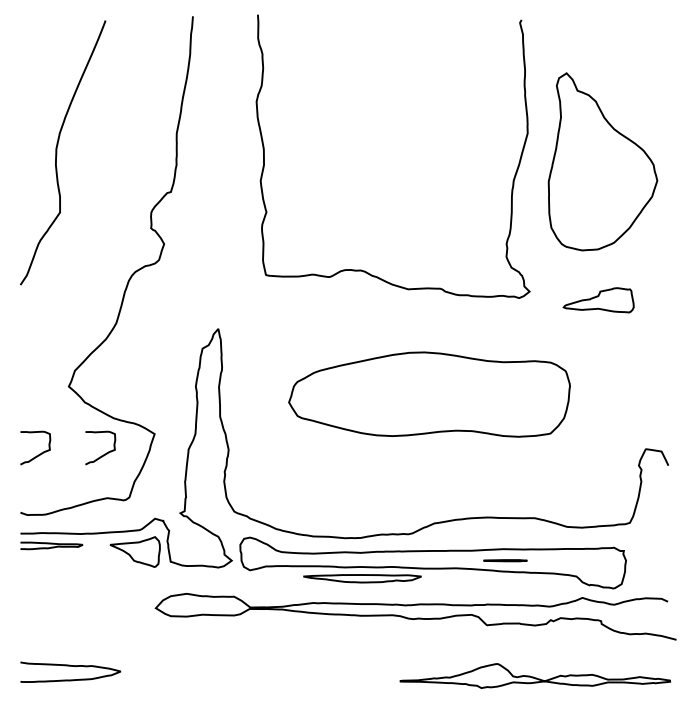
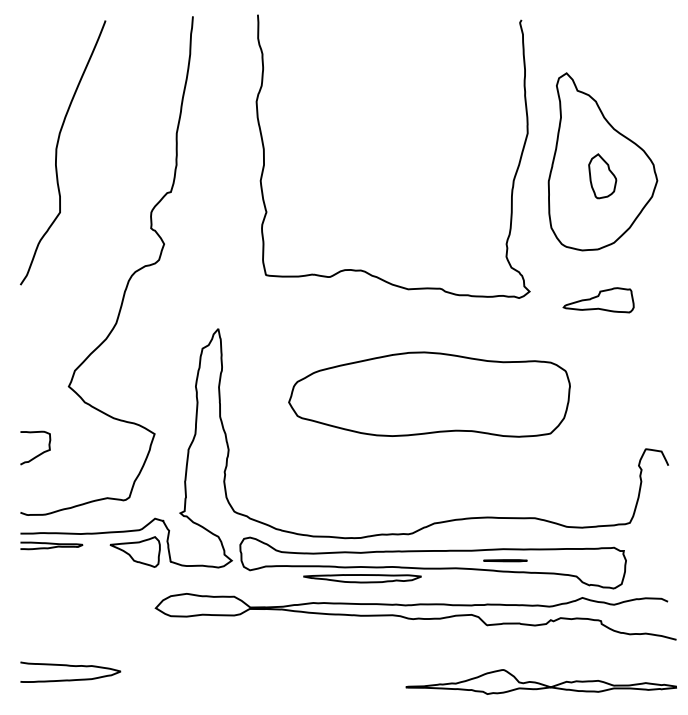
part: none -> present (602, 176)
curve: present -> none (104, 453)
curve position: (533, 676) -> (539, 682) (539, 682)
